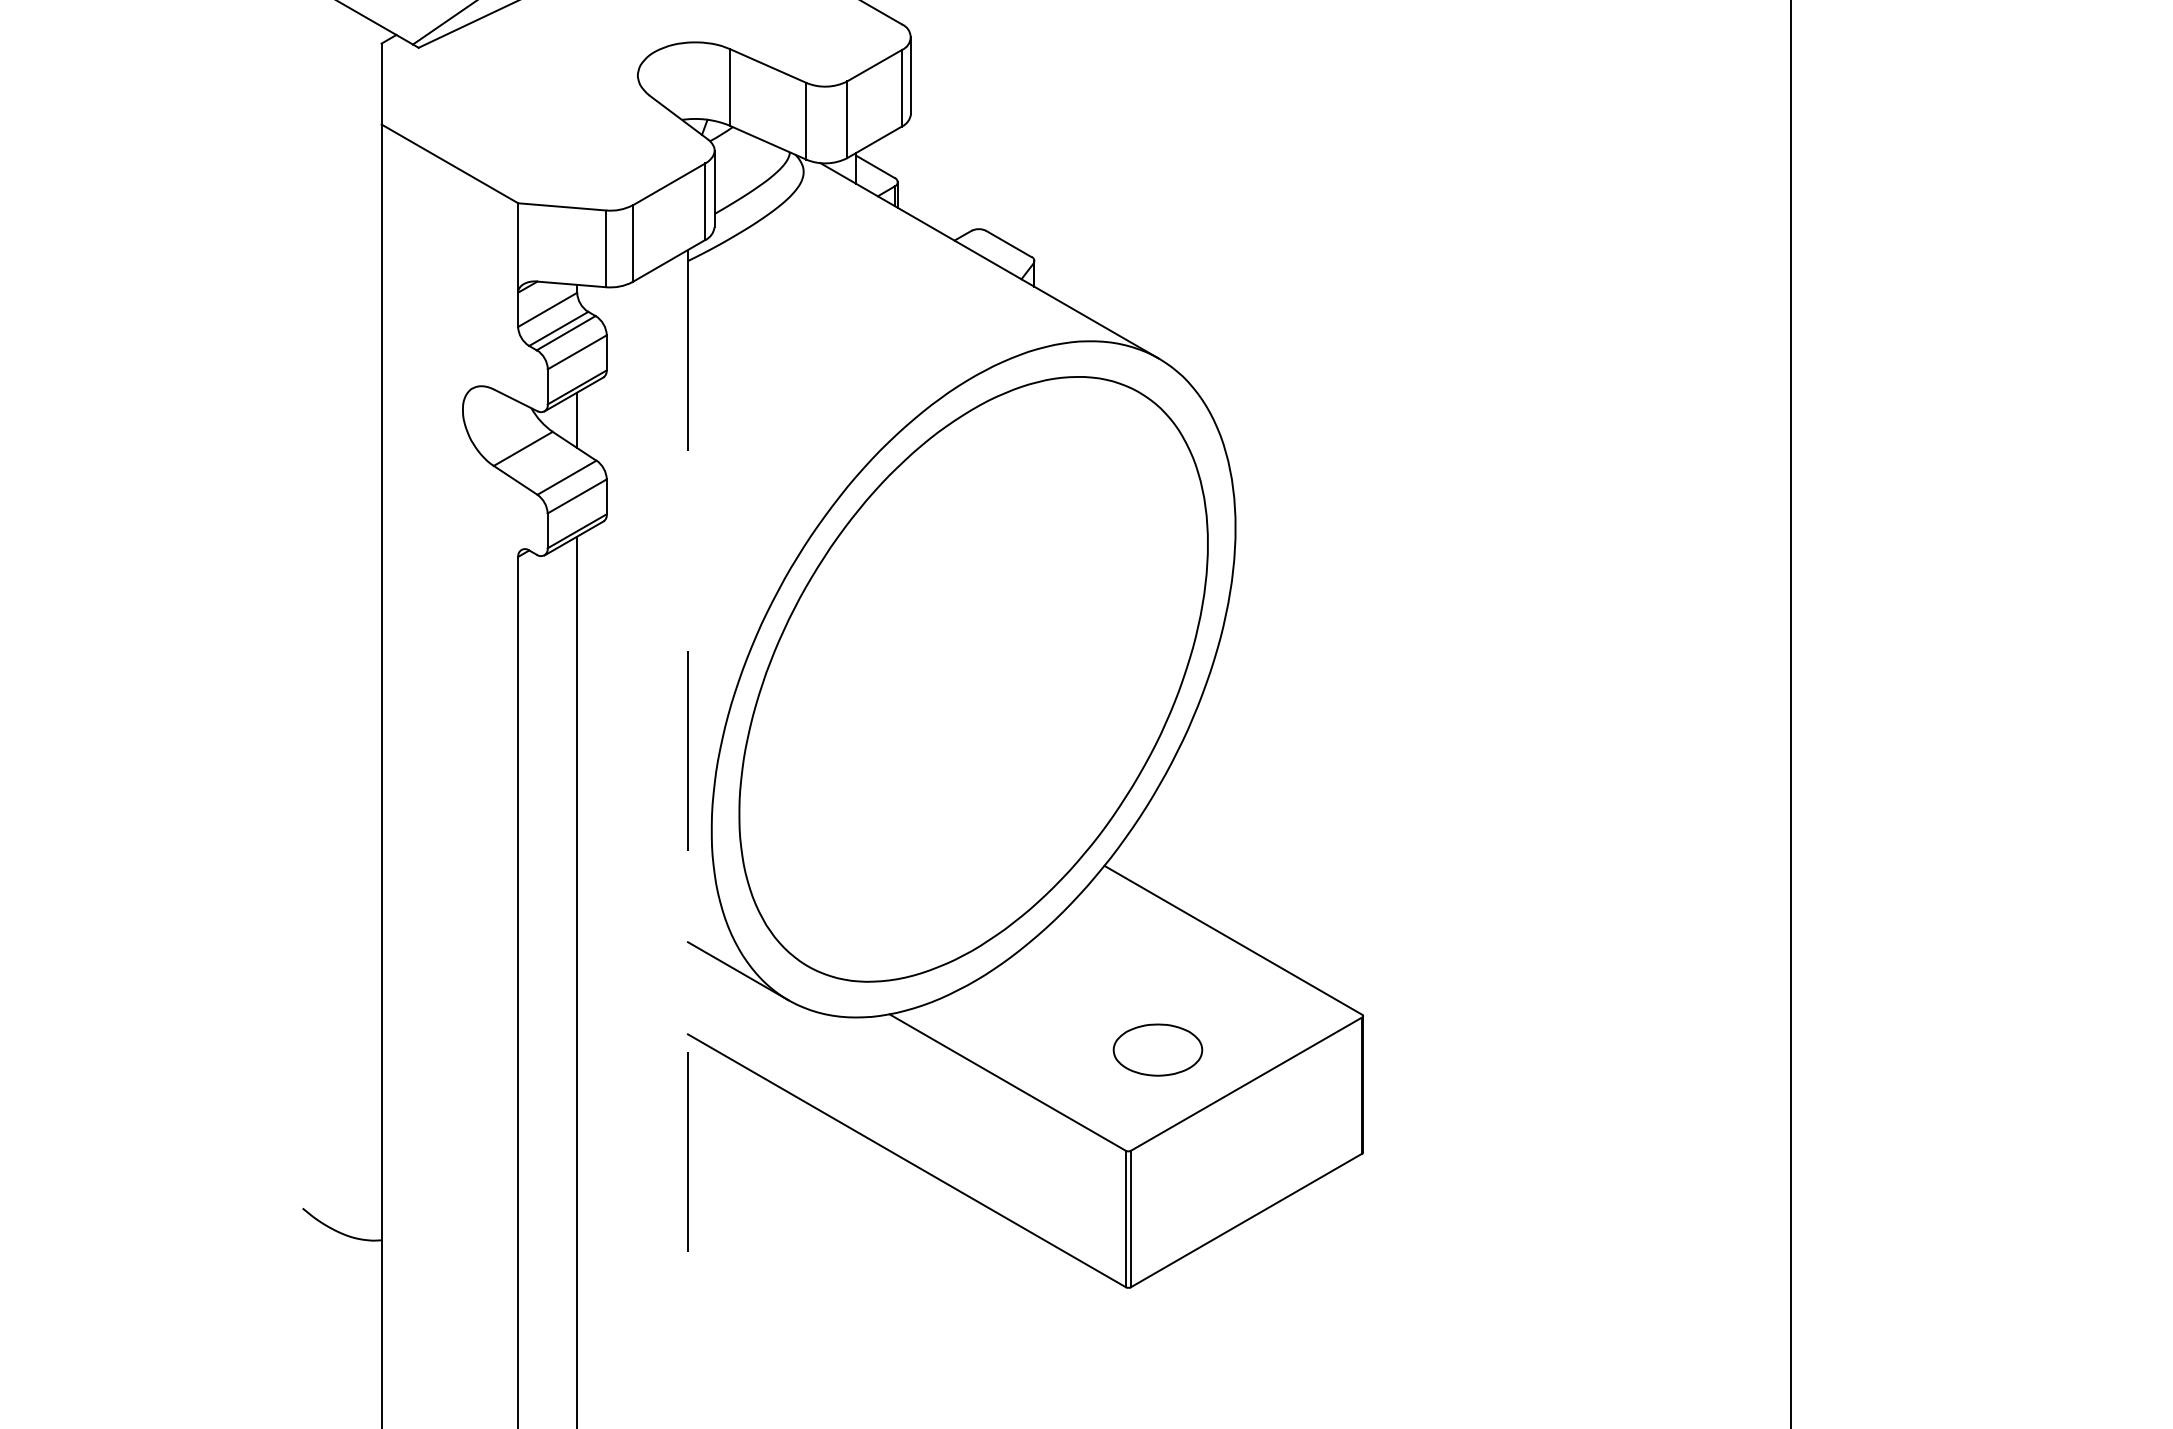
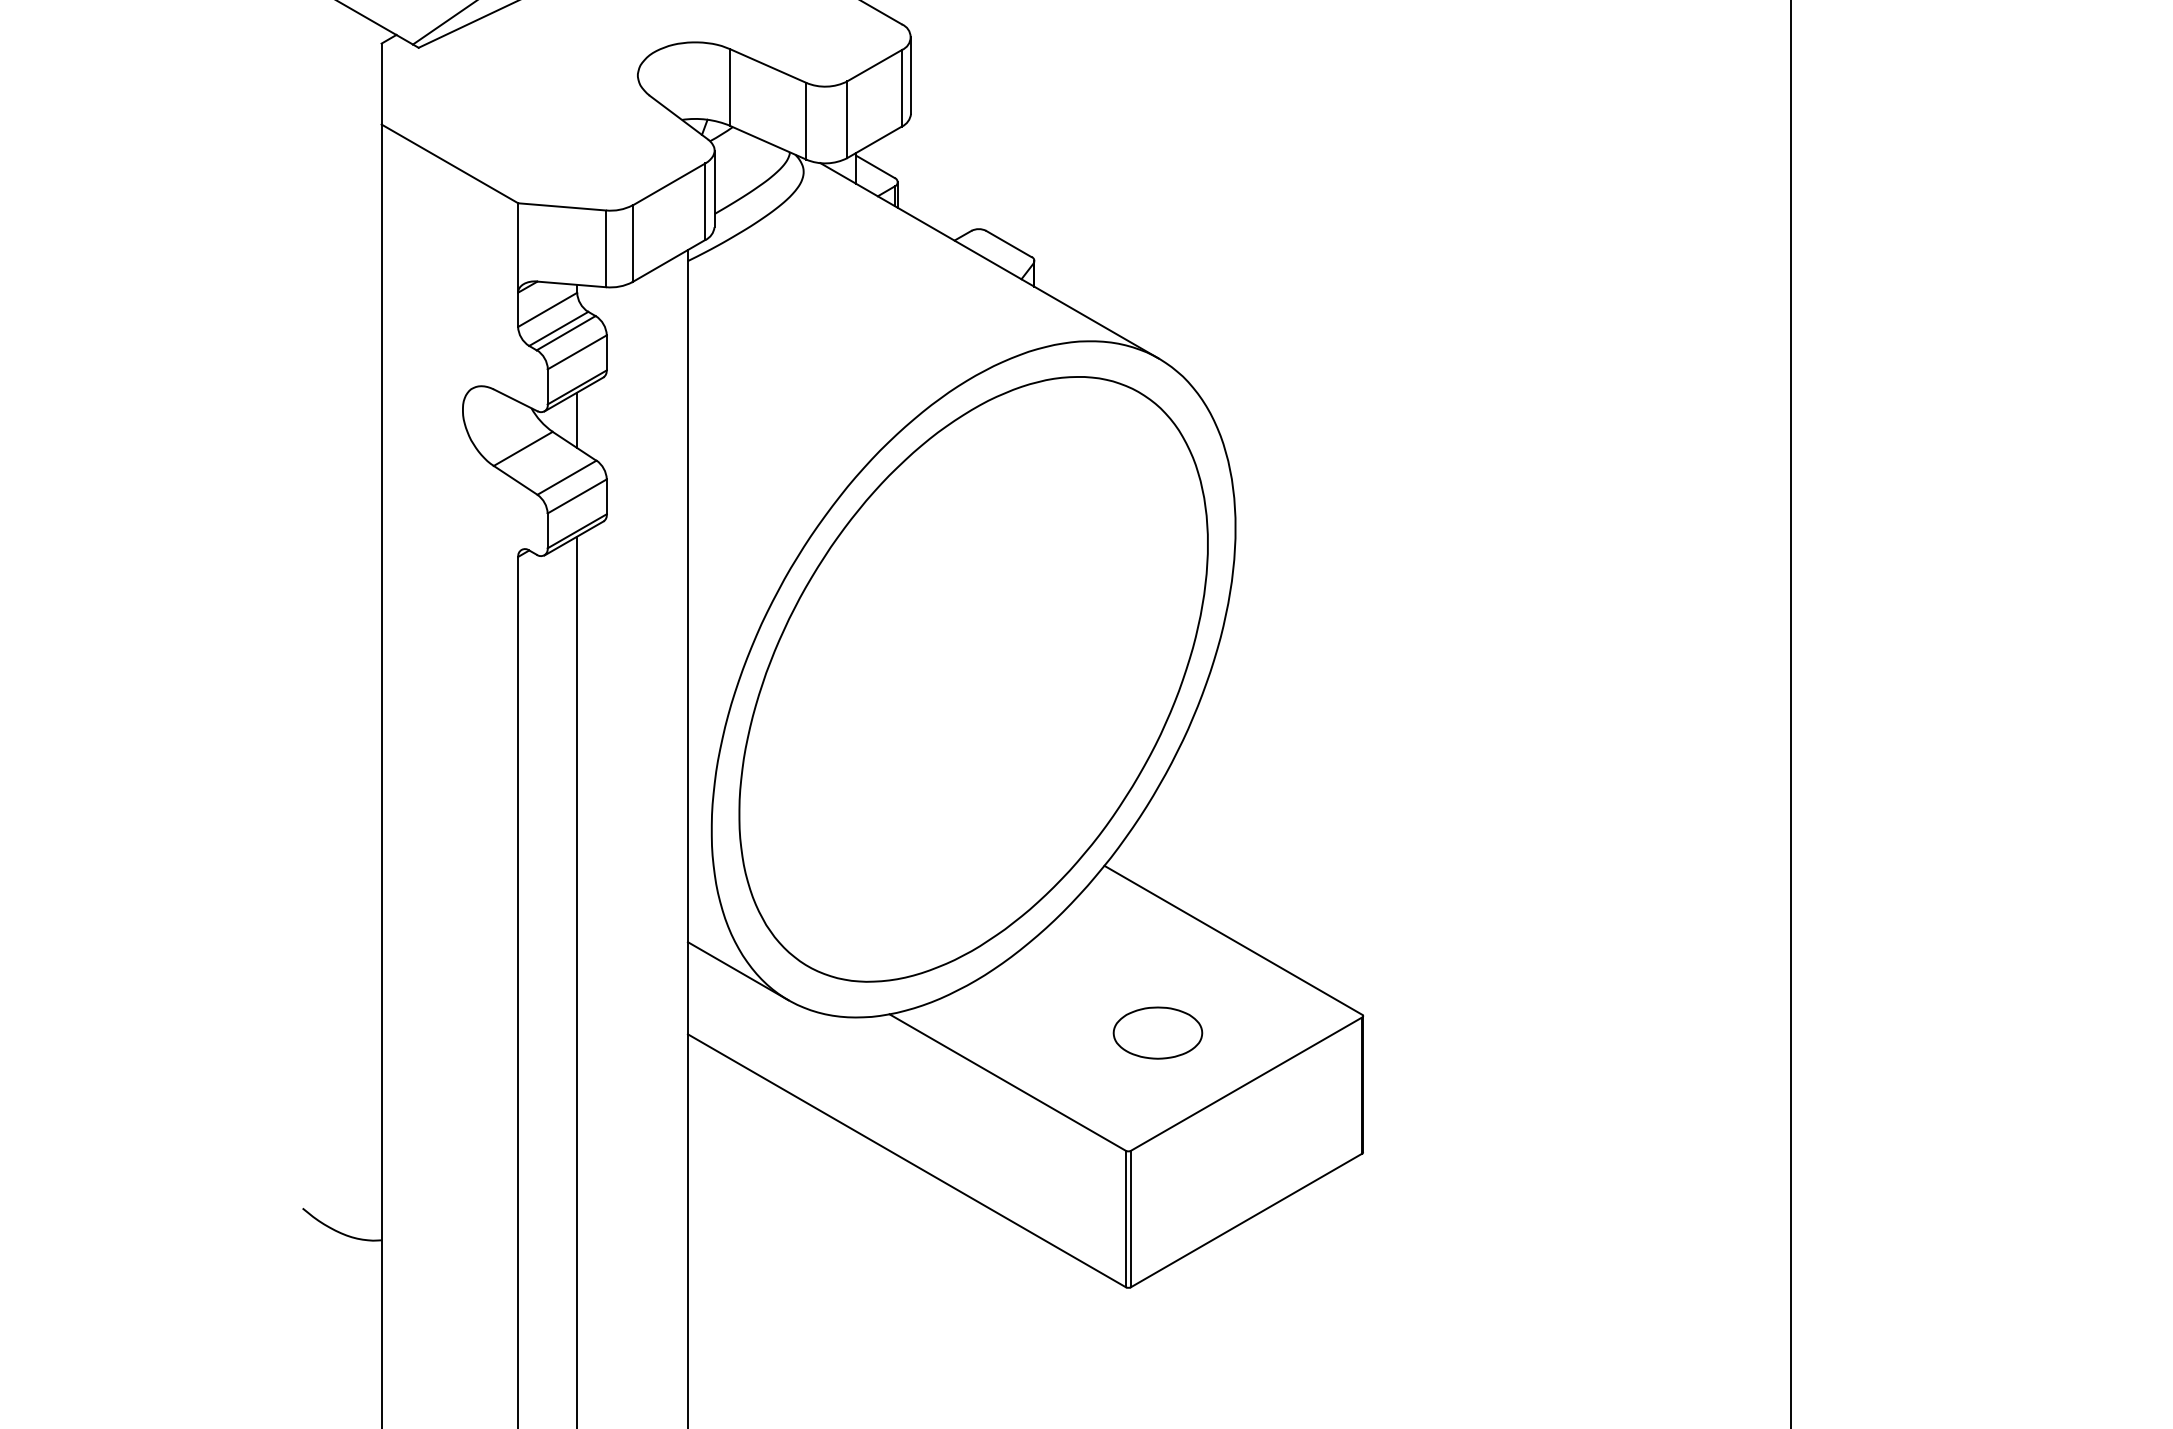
line: dashed -> solid (687, 839)
part position: (1157, 1049) -> (1157, 1032) (1157, 1032)
